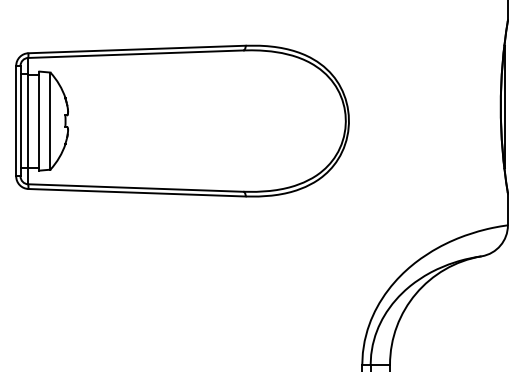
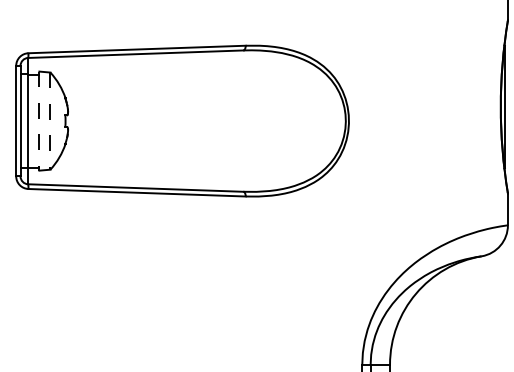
line: solid -> dashed (39, 121)
line: solid -> dashed (50, 121)
